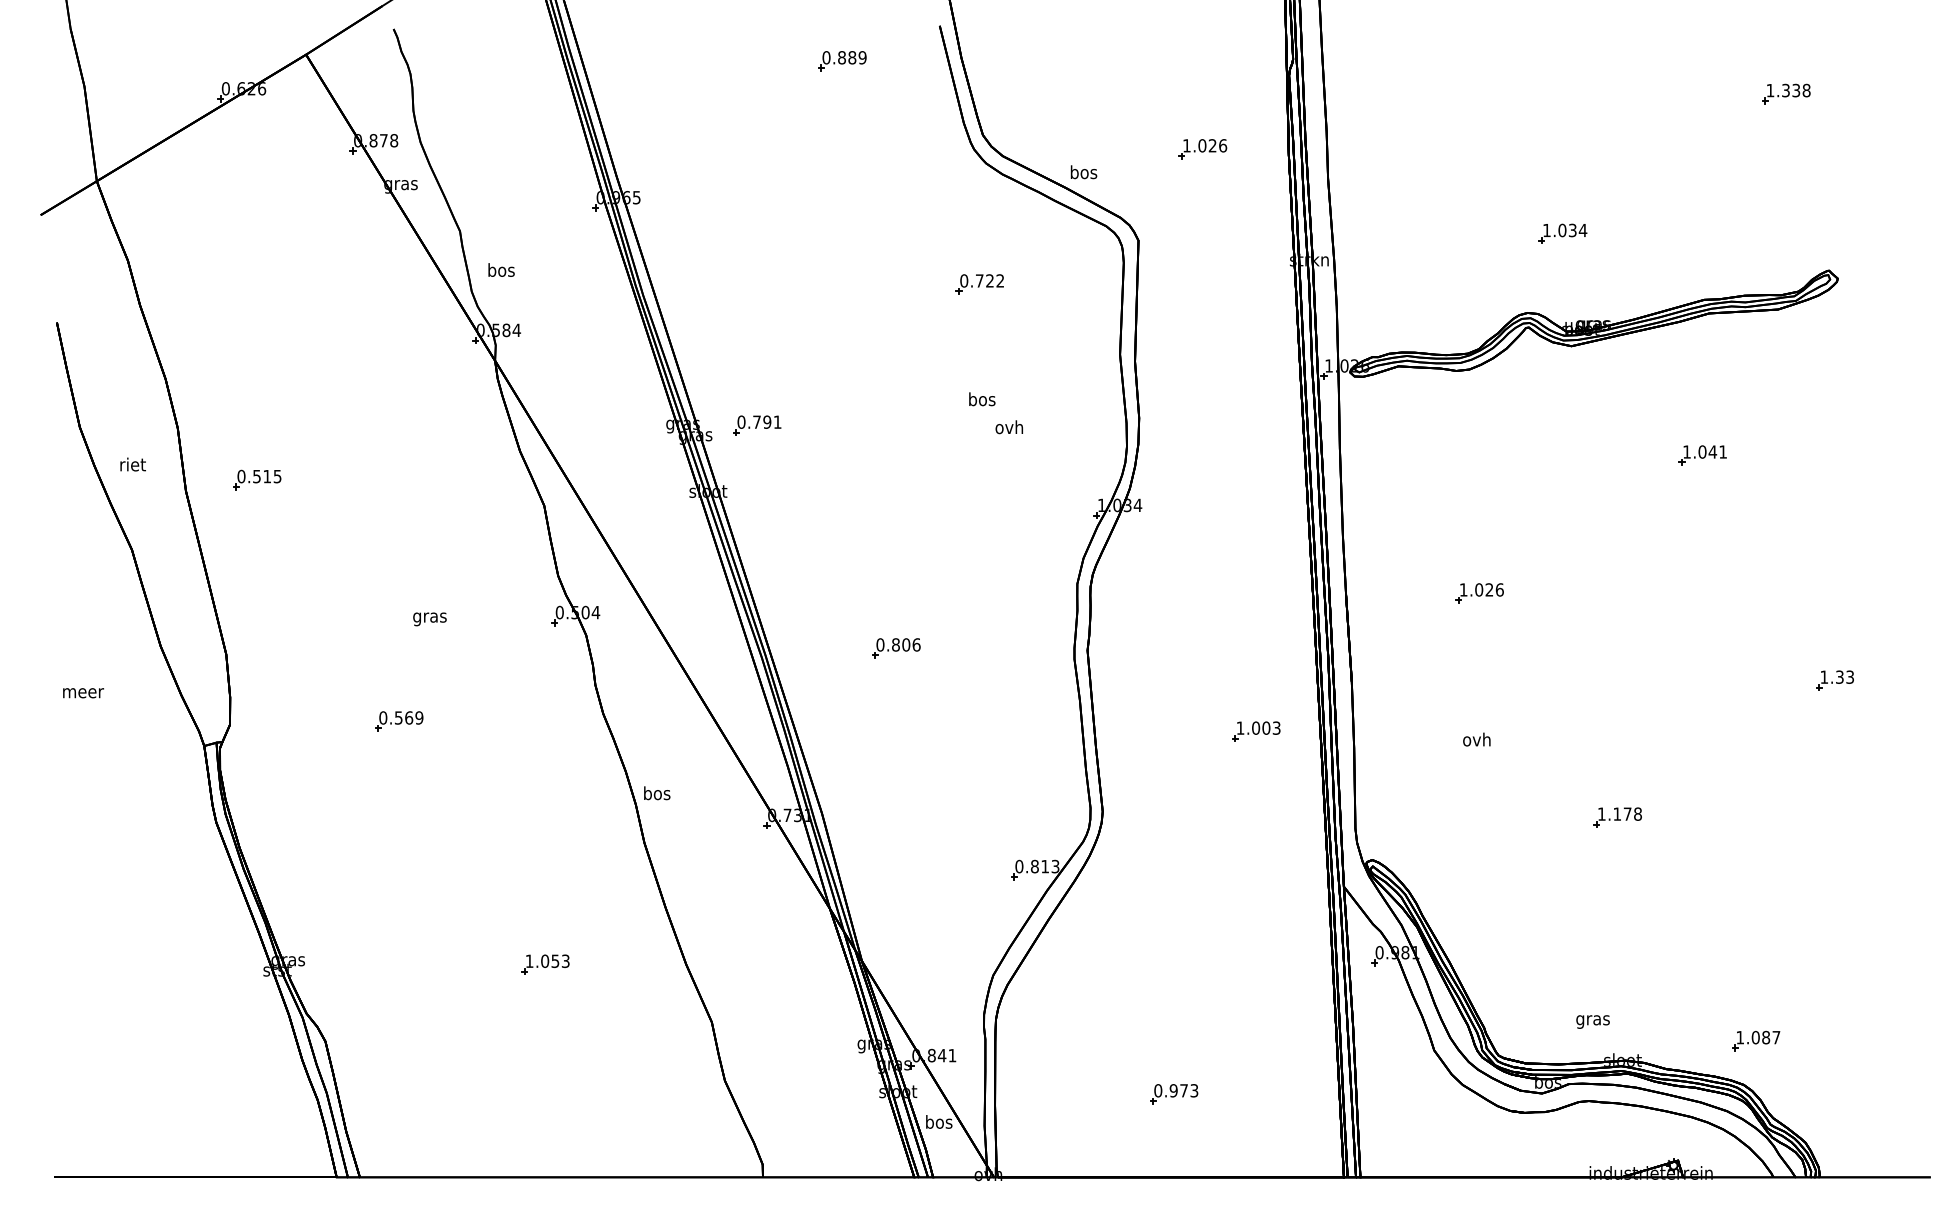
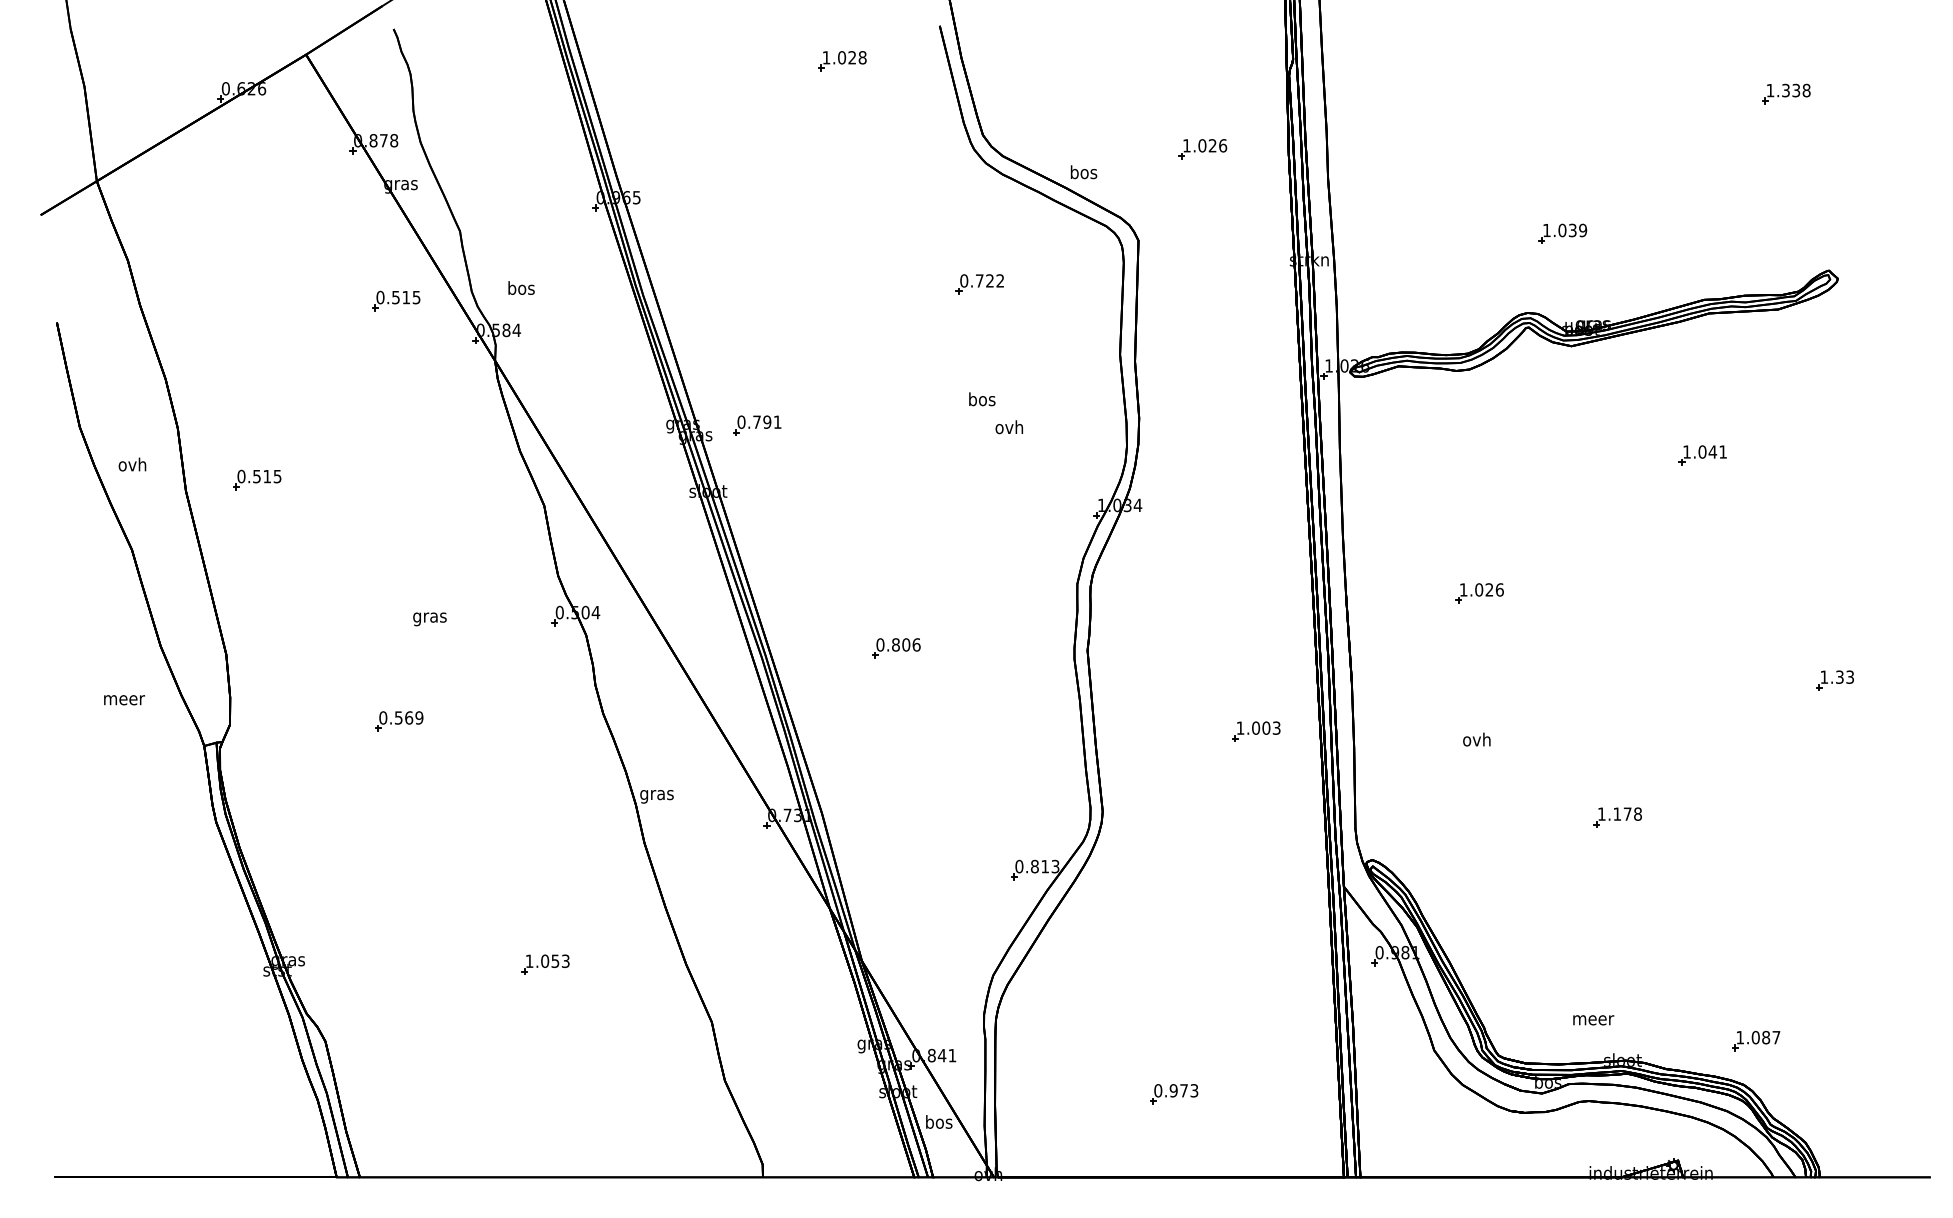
text: 0.889 -> 1.028 (844, 57)
text: 1.034 -> 1.039 (1582, 230)
text position: (501, 269) -> (521, 287) (521, 287)
part: none -> present (396, 300)
text: riet -> ovh (132, 464)
text position: (83, 693) -> (124, 700) (124, 700)
text: bos -> gras (656, 794)
text: gras -> meer (1593, 1021)
